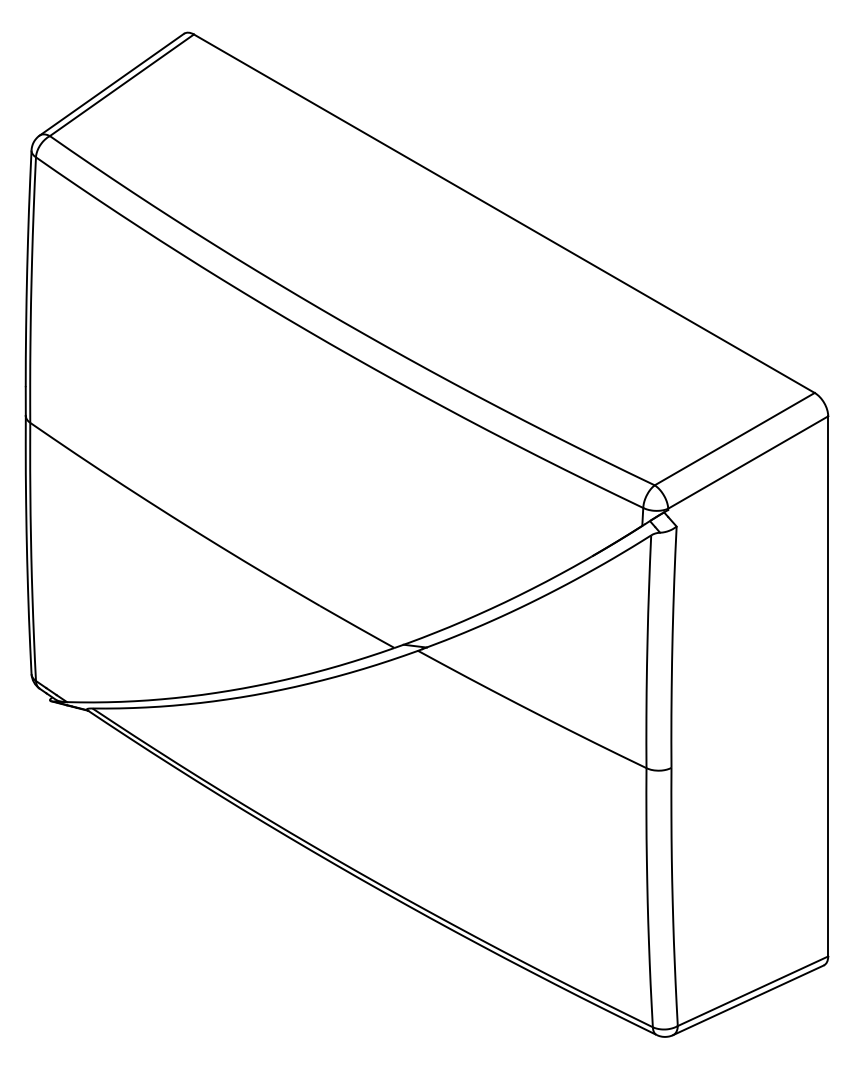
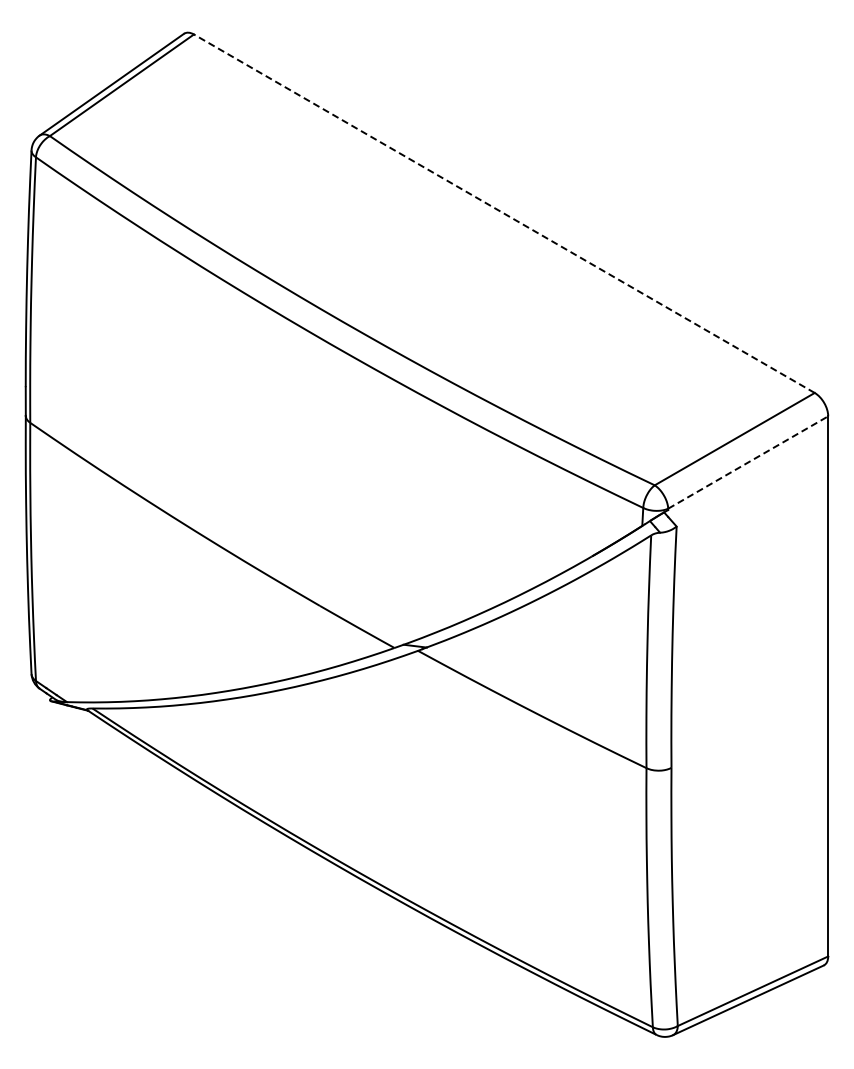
line: solid -> dashed (503, 213)
line: solid -> dashed (748, 462)
